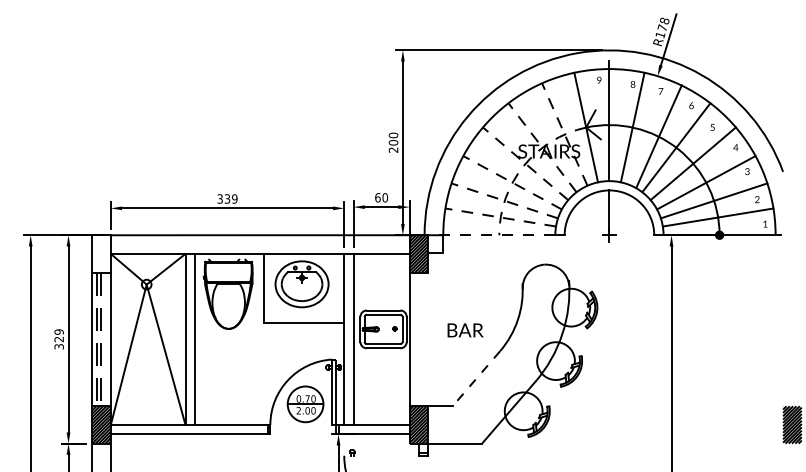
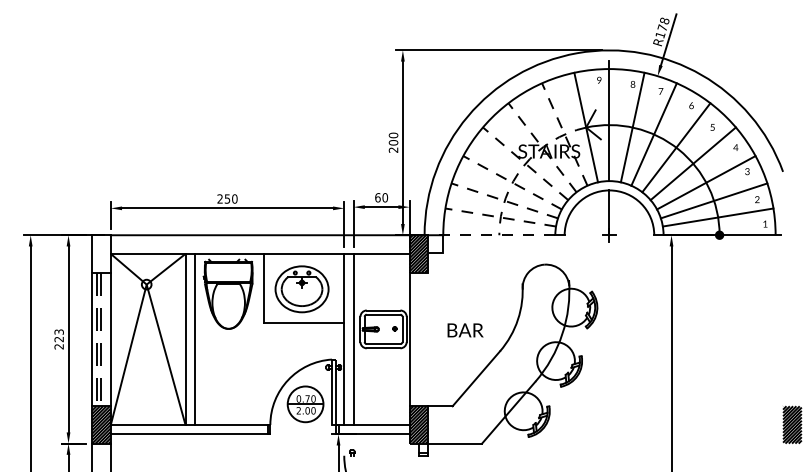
line position: (658, 136) -> (653, 134) (653, 134)
text: 339 -> 250 (227, 198)
part position: (301, 284) -> (301, 289) (301, 289)
text: 329 -> 223 (58, 339)
line: dashed -> solid (476, 379)
